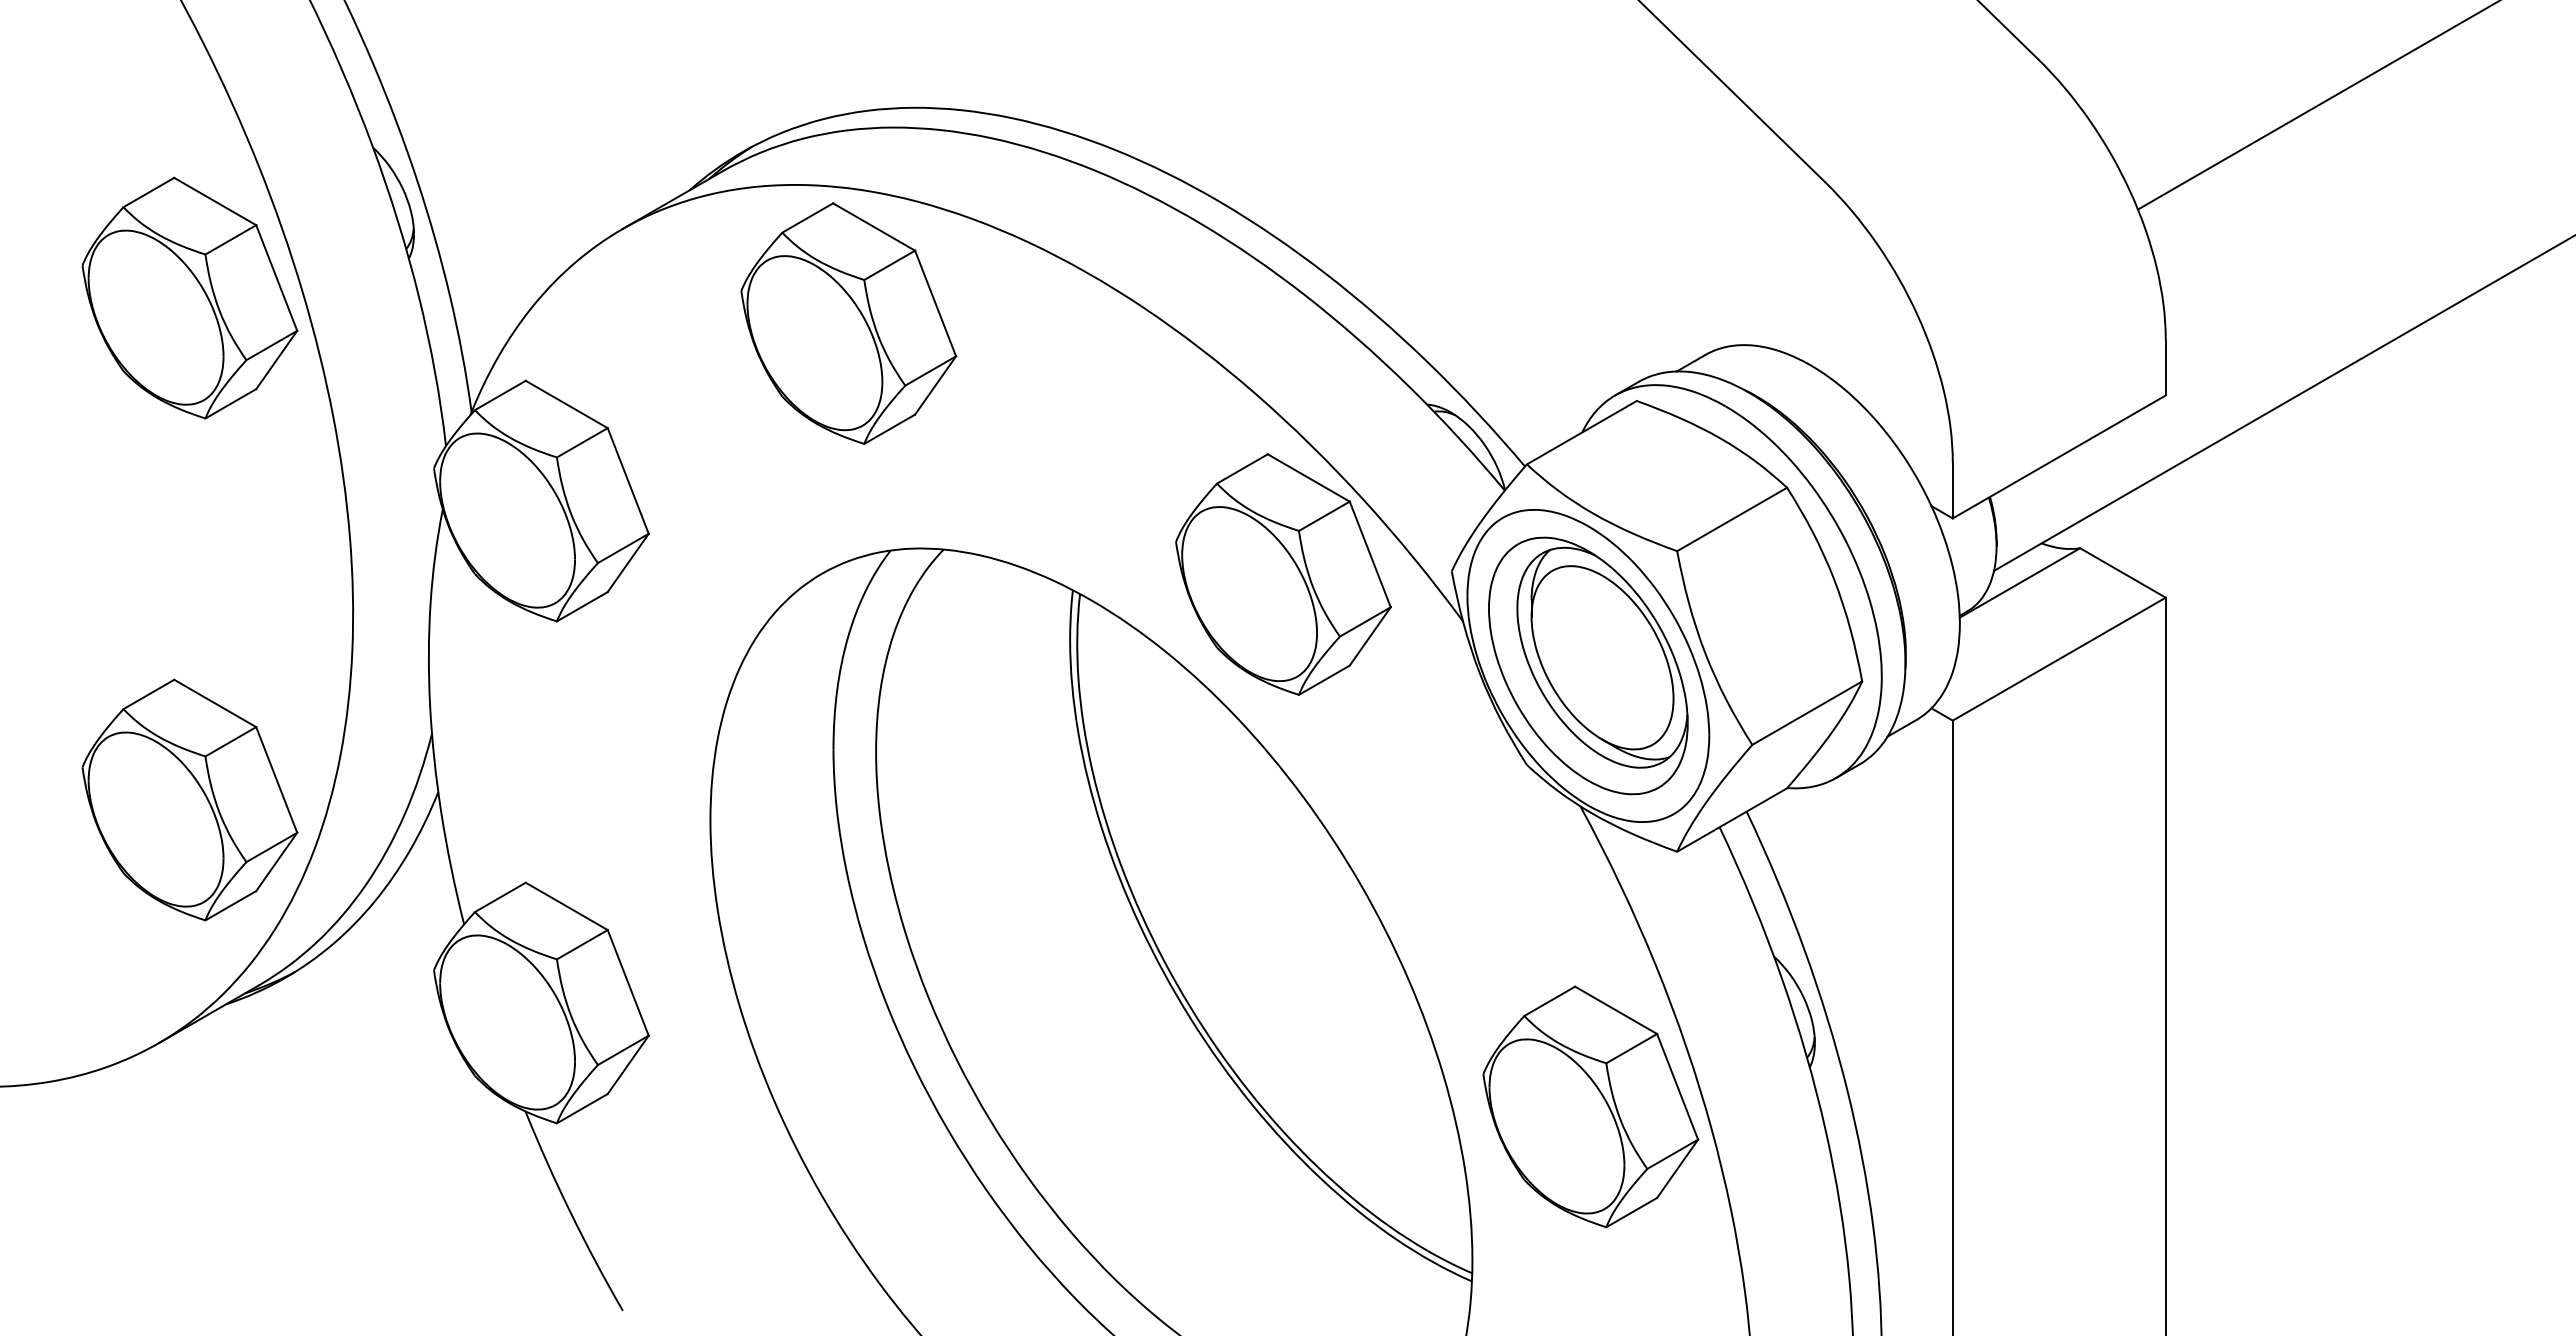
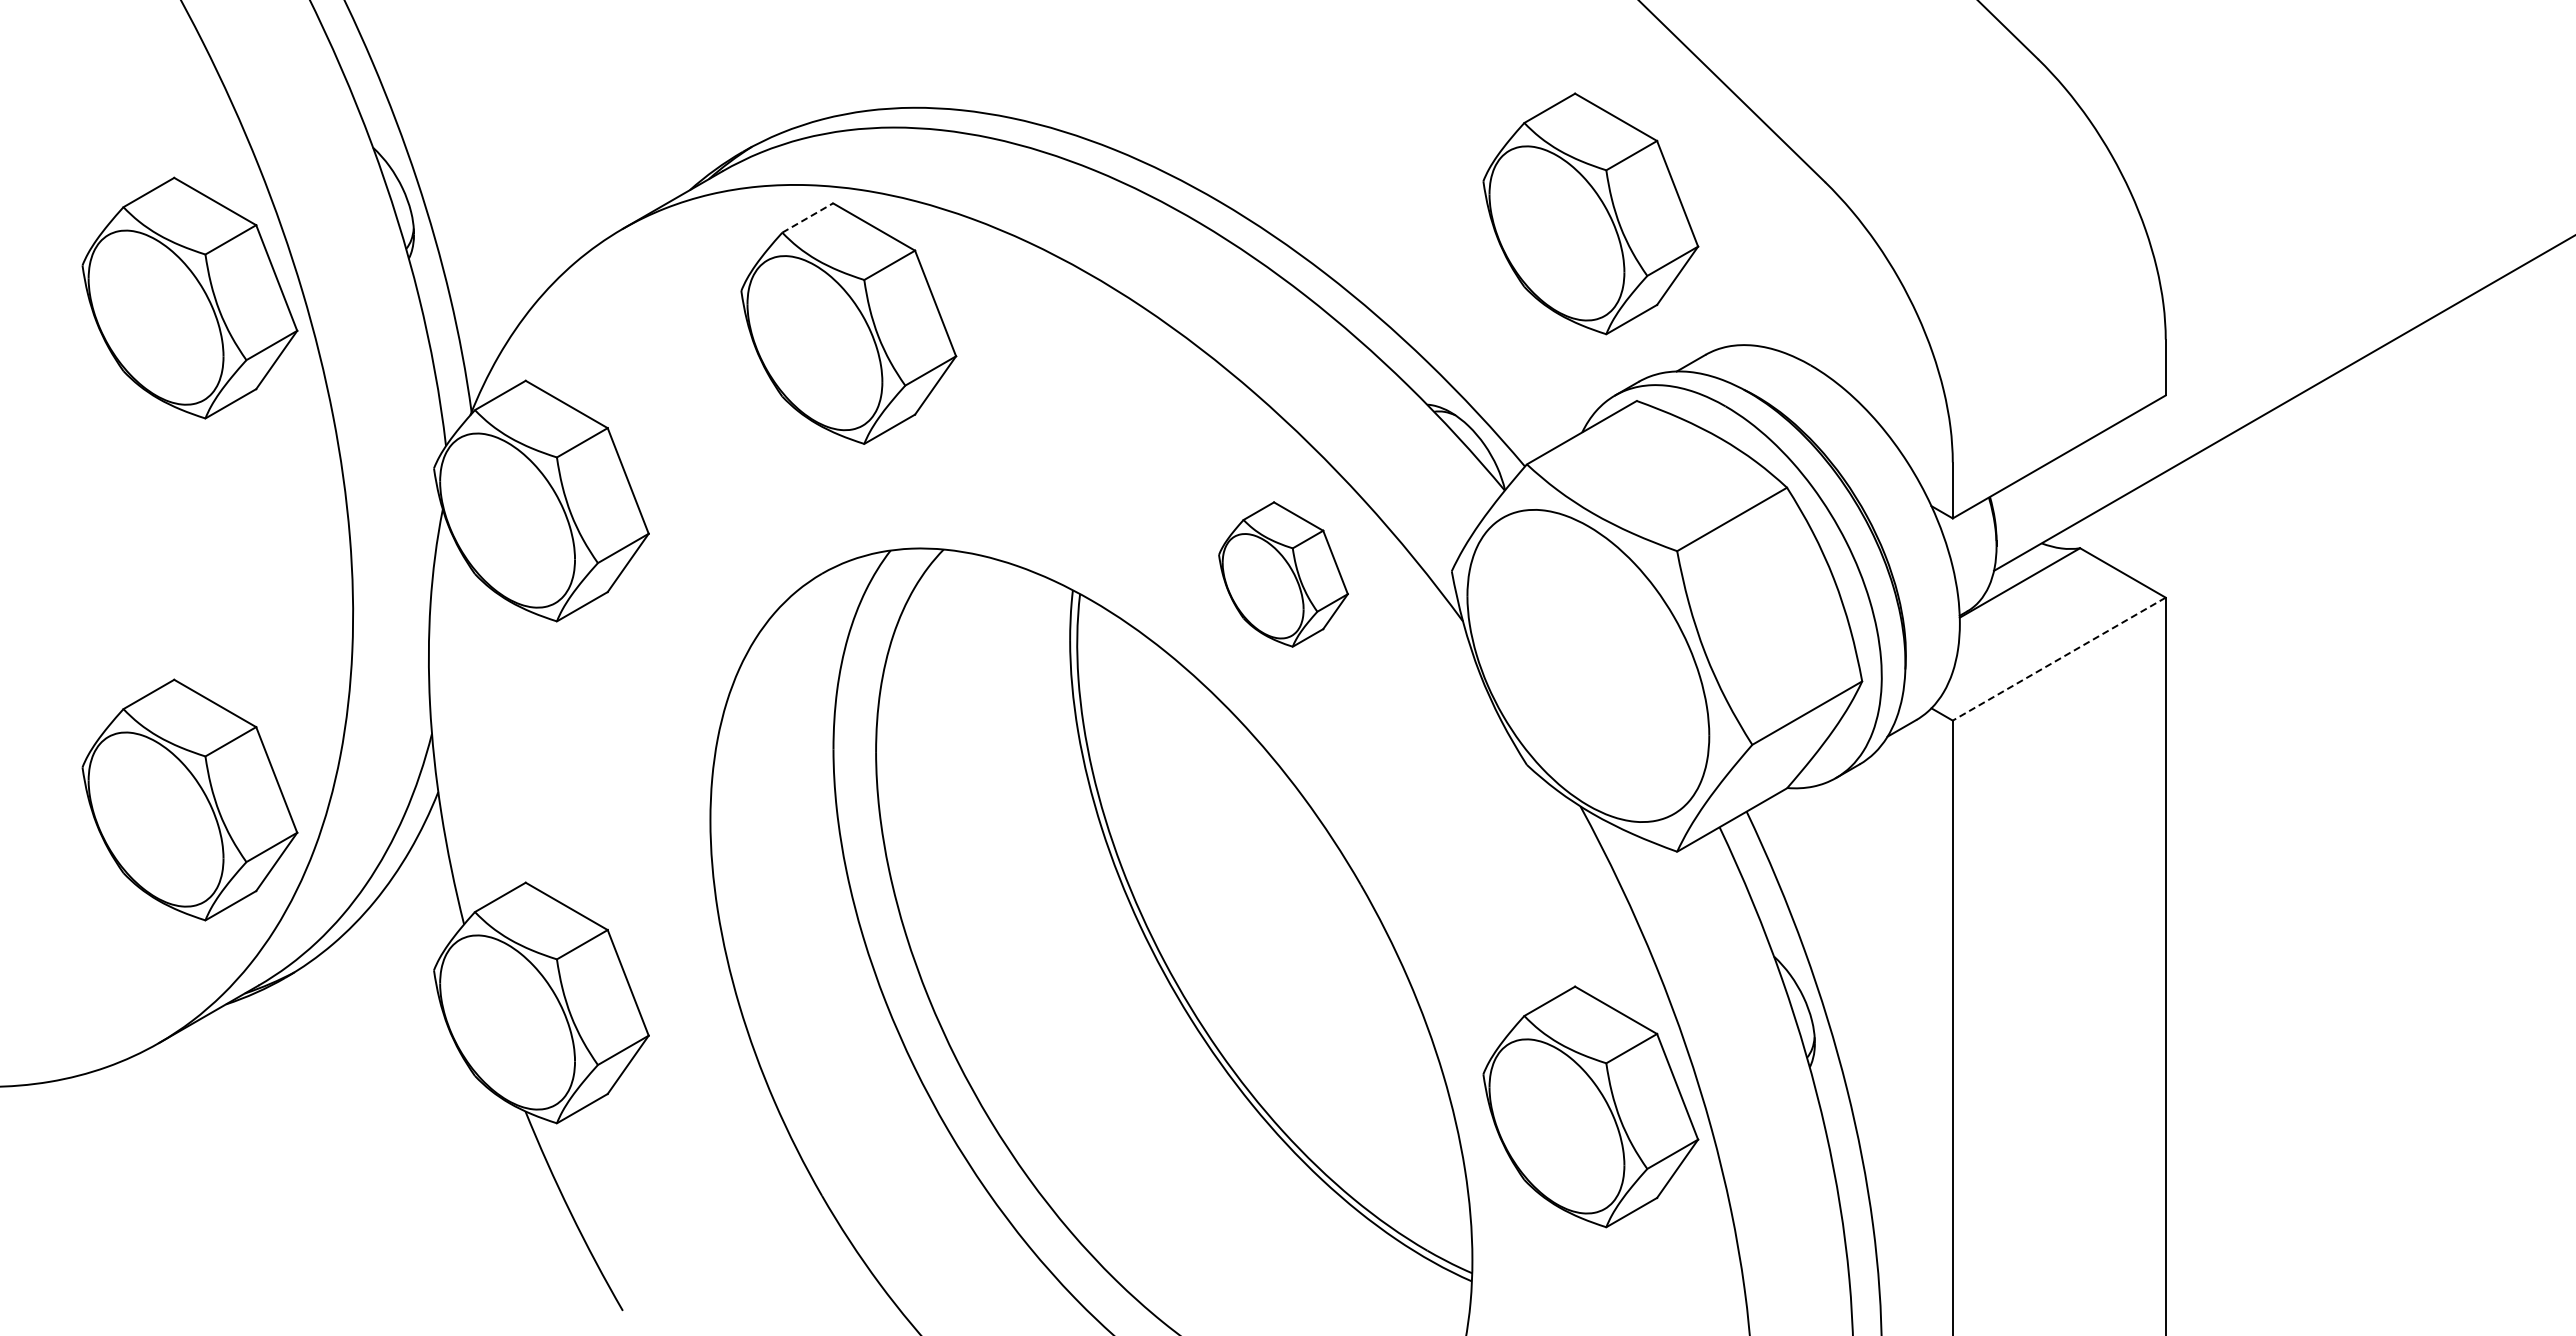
line: present -> none (2317, 105)
part: none -> present (1590, 213)
line: solid -> dashed (808, 217)
part size: 217x243 px -> 131x147 px (1283, 574)
line: solid -> dashed (2059, 659)
part: present -> none (1588, 665)
